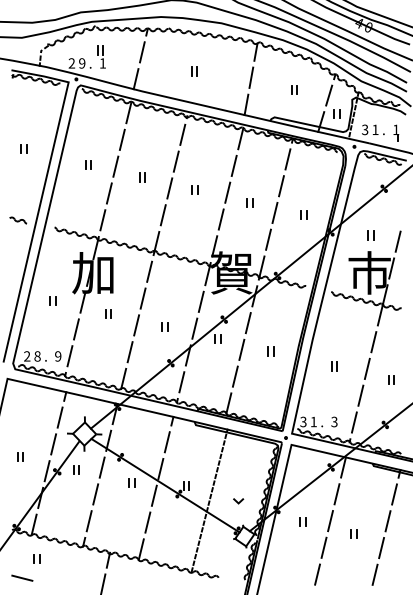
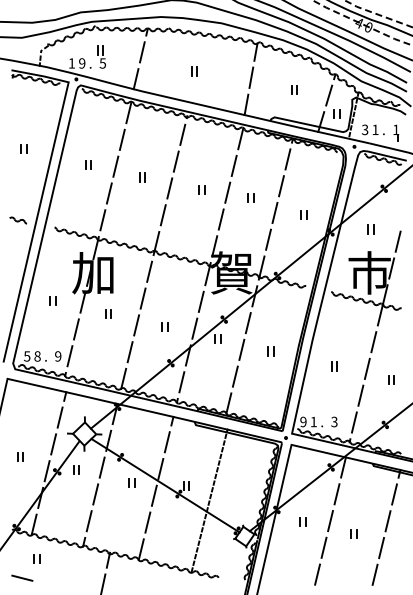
line: solid -> dashed (377, 14)
line: solid -> dashed (361, 23)
text: 2 -> 1 (71, 63)
text: 1 -> 5 (102, 63)
part position: (194, 189) -> (201, 189) (201, 189)
part position: (249, 202) -> (250, 197) (250, 197)
part position: (370, 235) -> (370, 229) (370, 229)
text: 2 -> 5 (27, 356)
text: 3 -> 9 (303, 422)
line: present -> none (238, 501)
